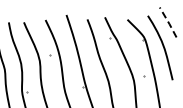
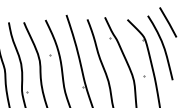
line: dashed -> solid (168, 22)
